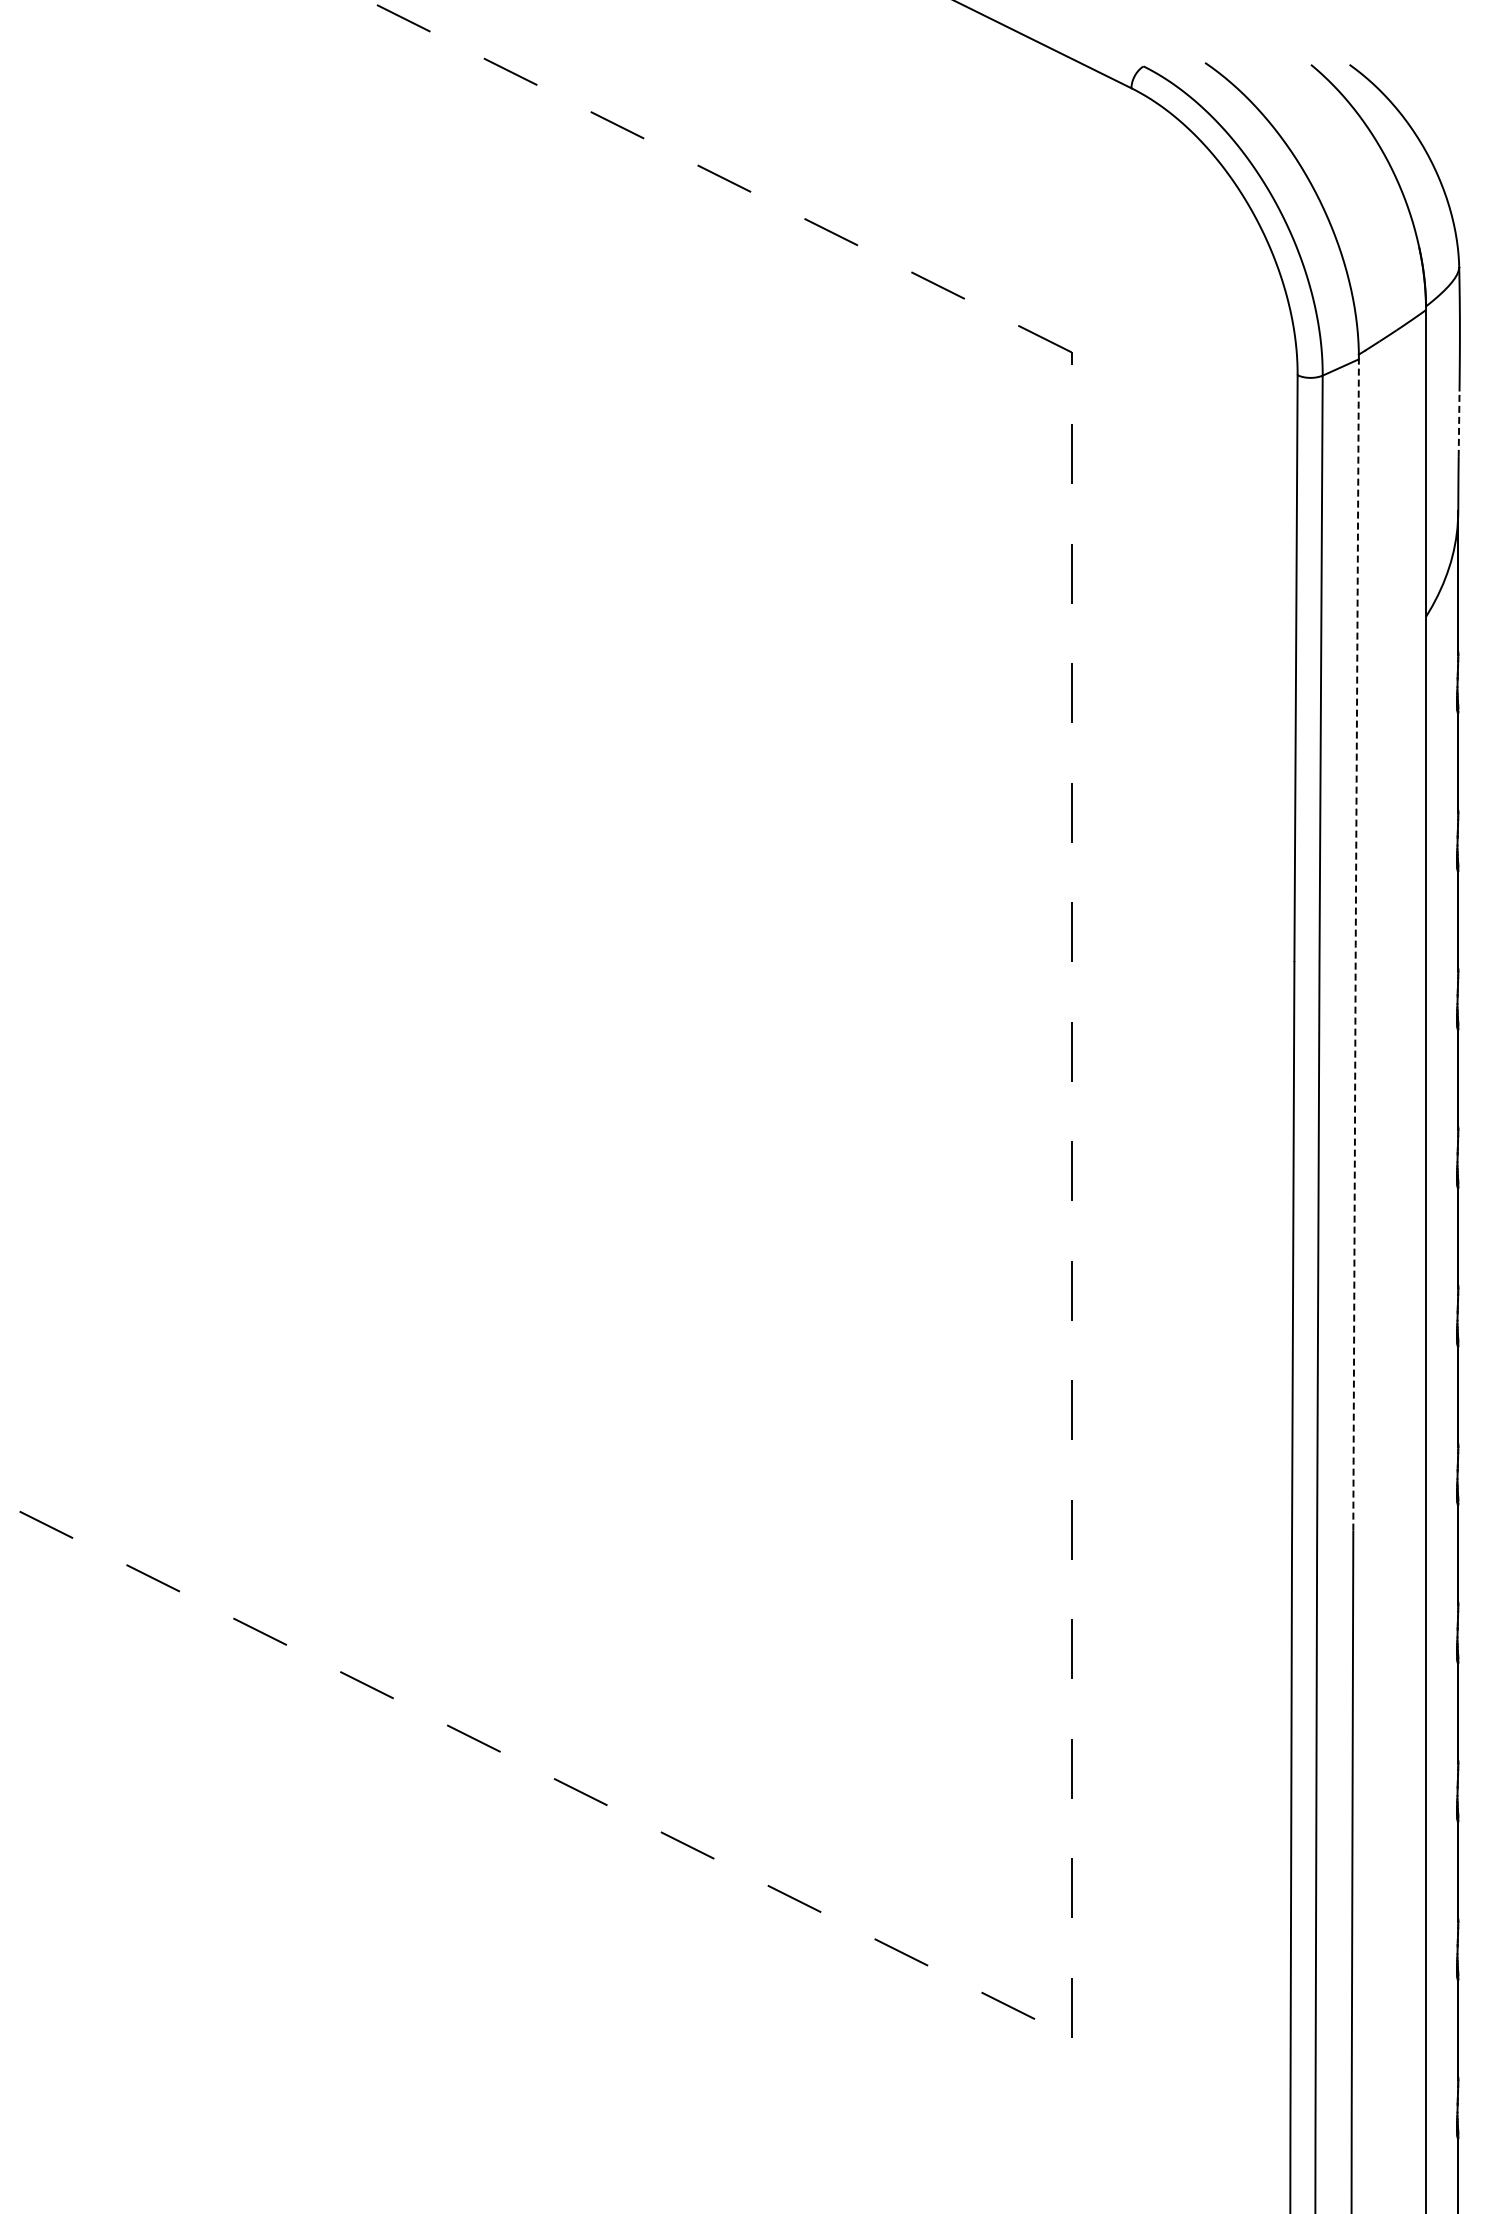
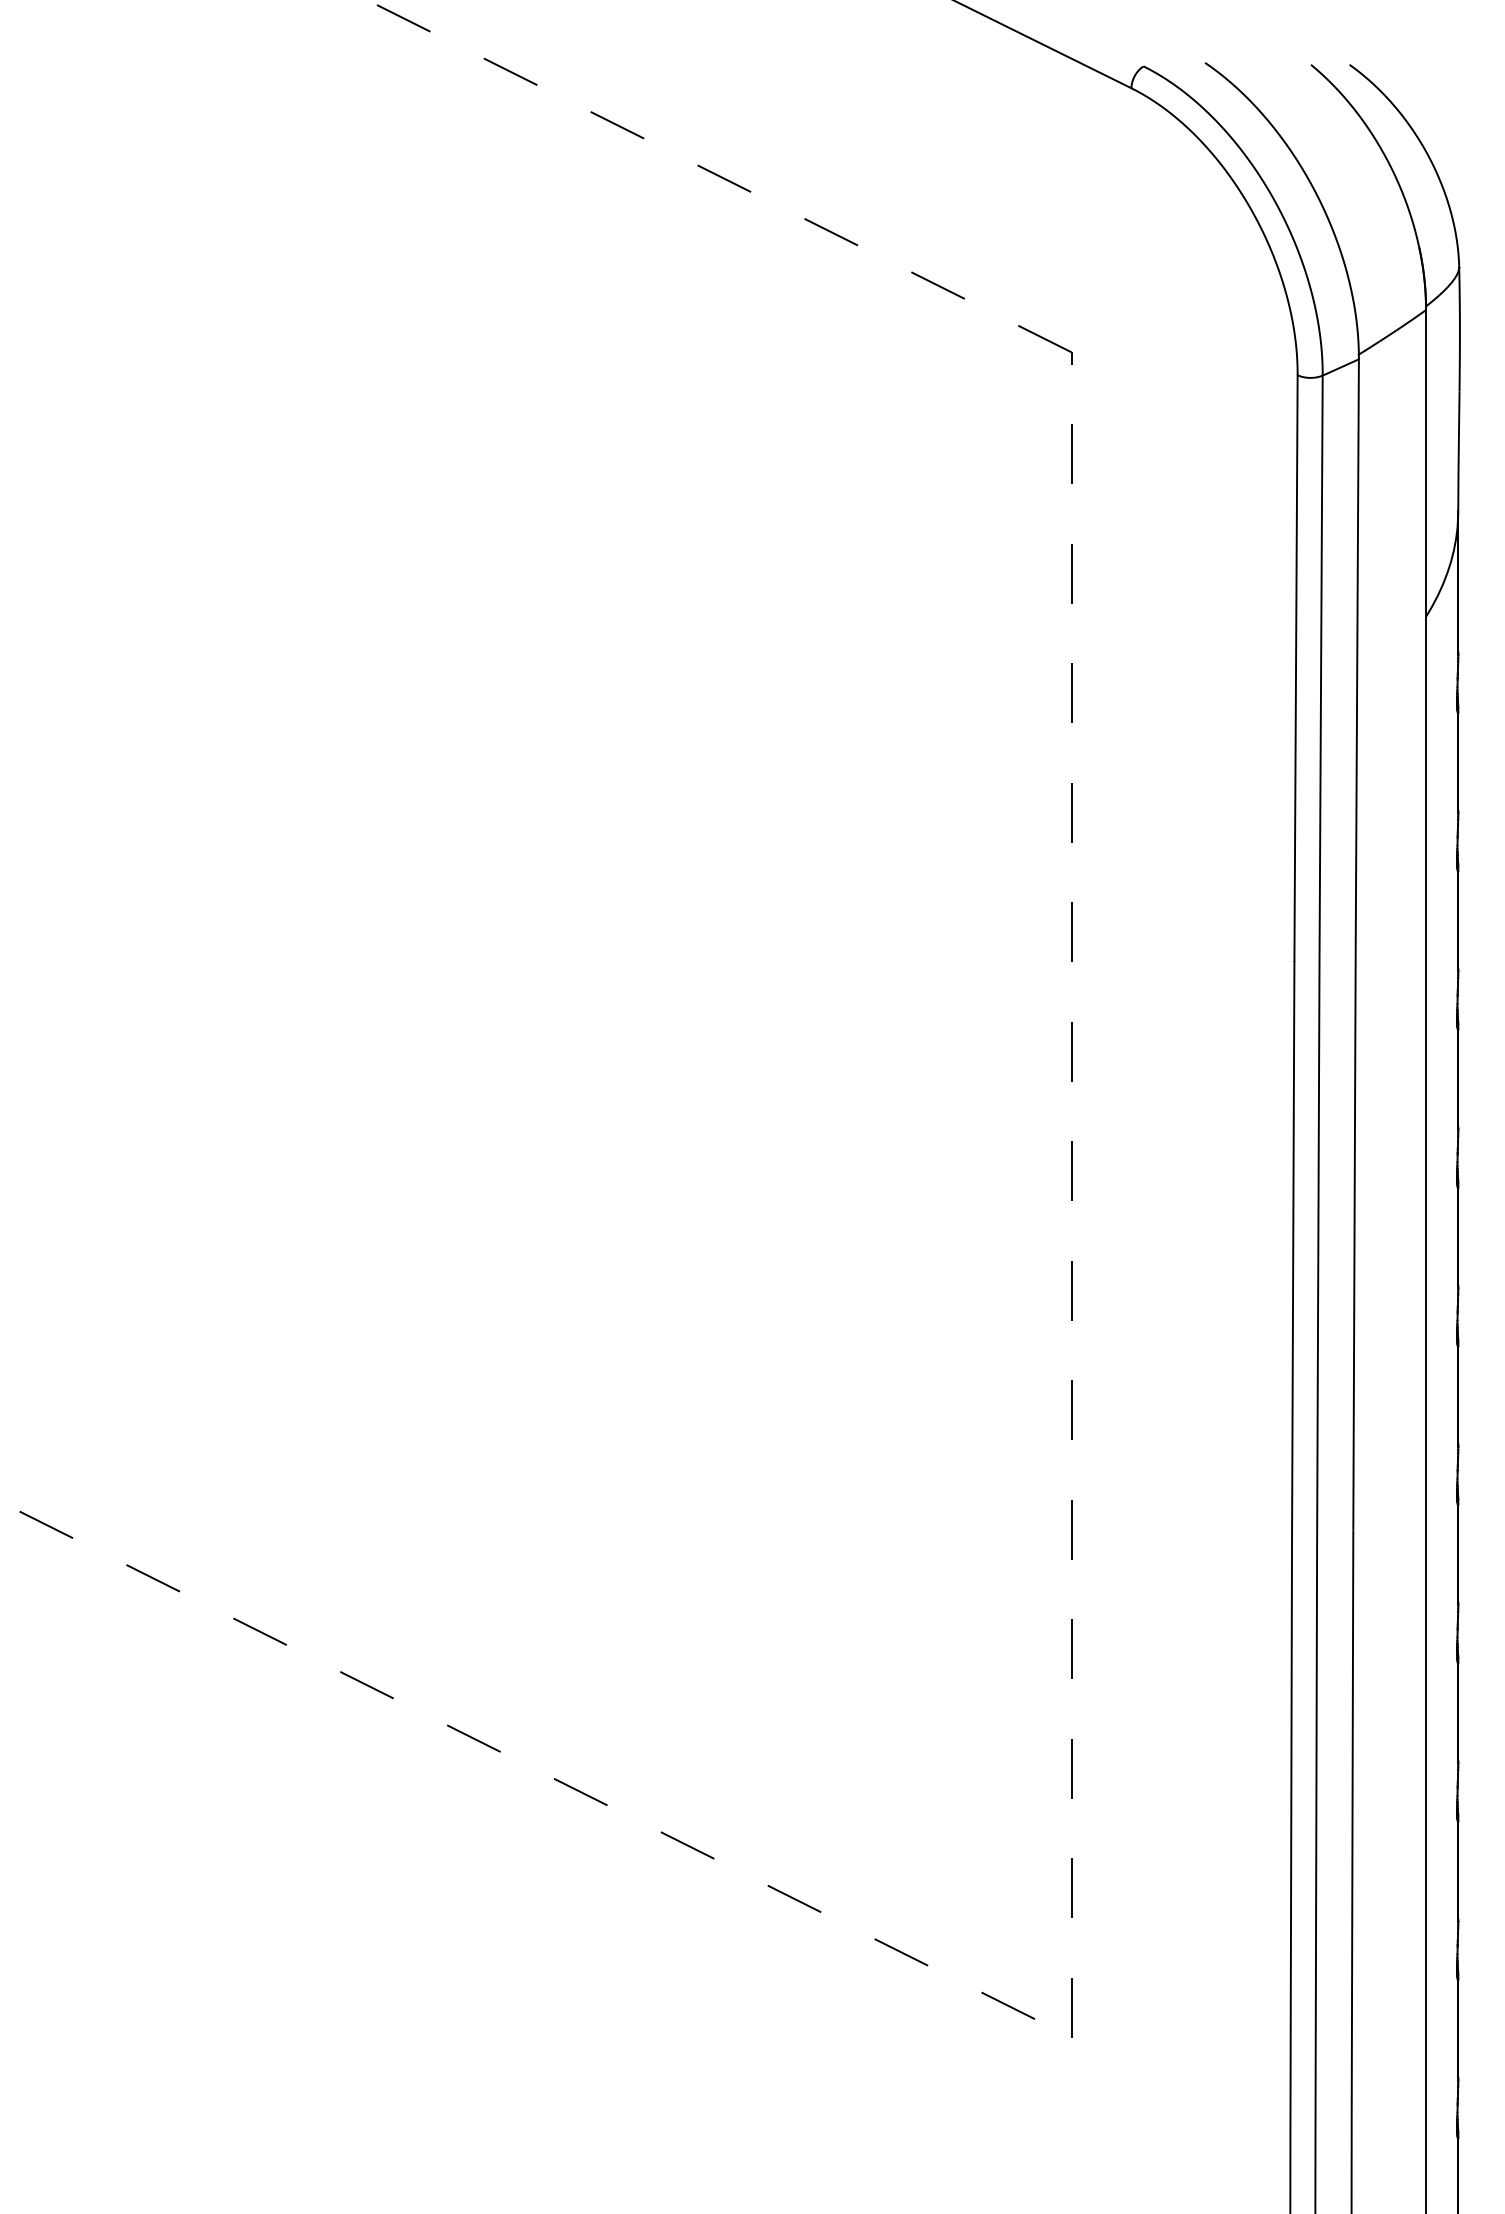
line: dashed -> solid (1459, 424)
line: dashed -> solid (1355, 945)
